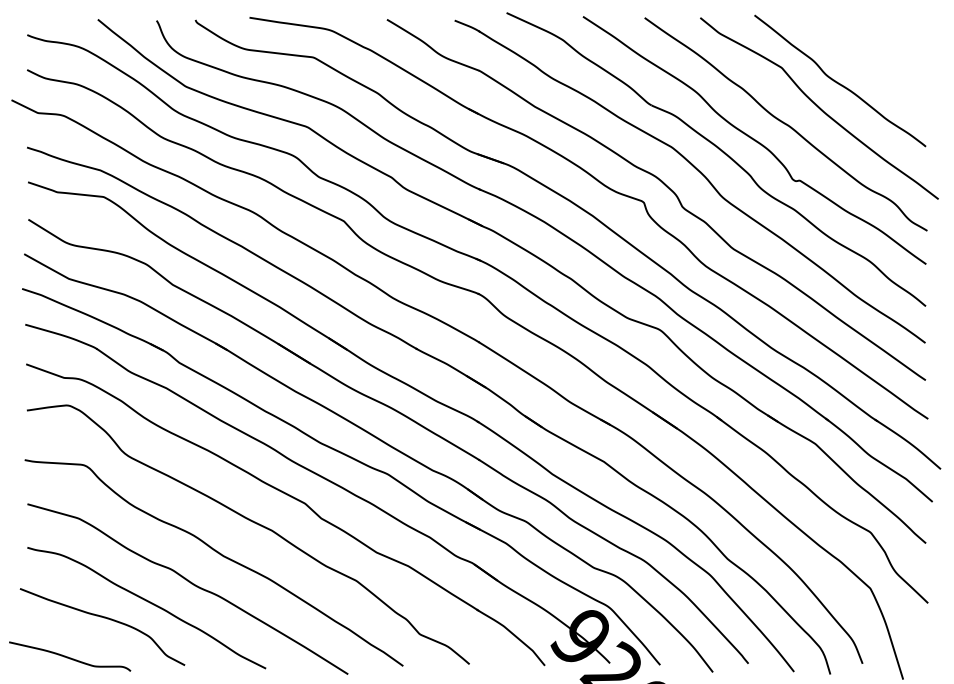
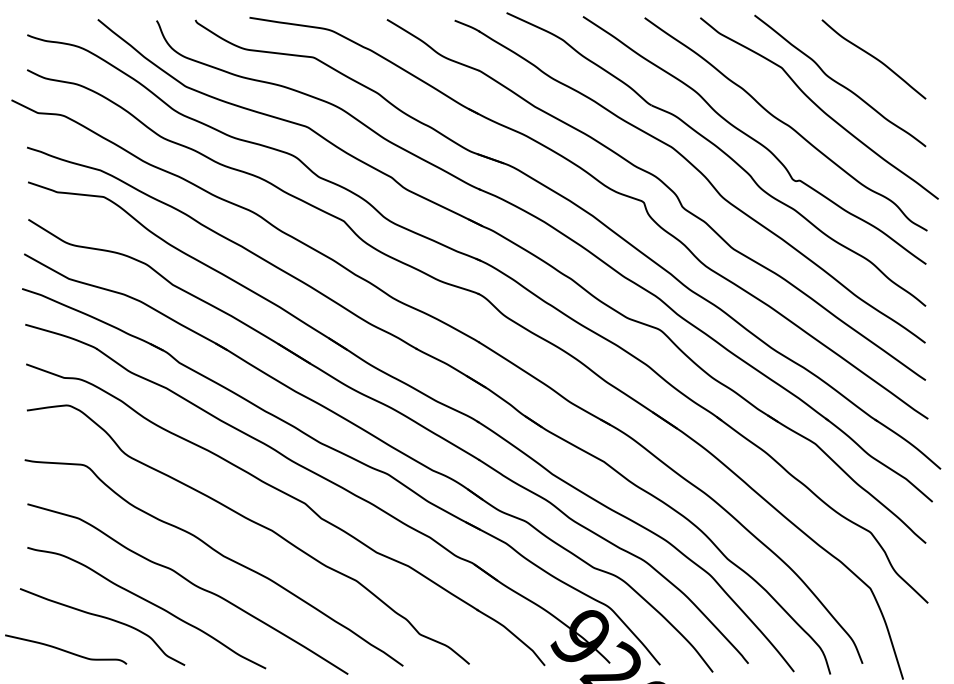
curve: none -> present (874, 58)
curve position: (70, 657) -> (66, 650) (66, 650)
